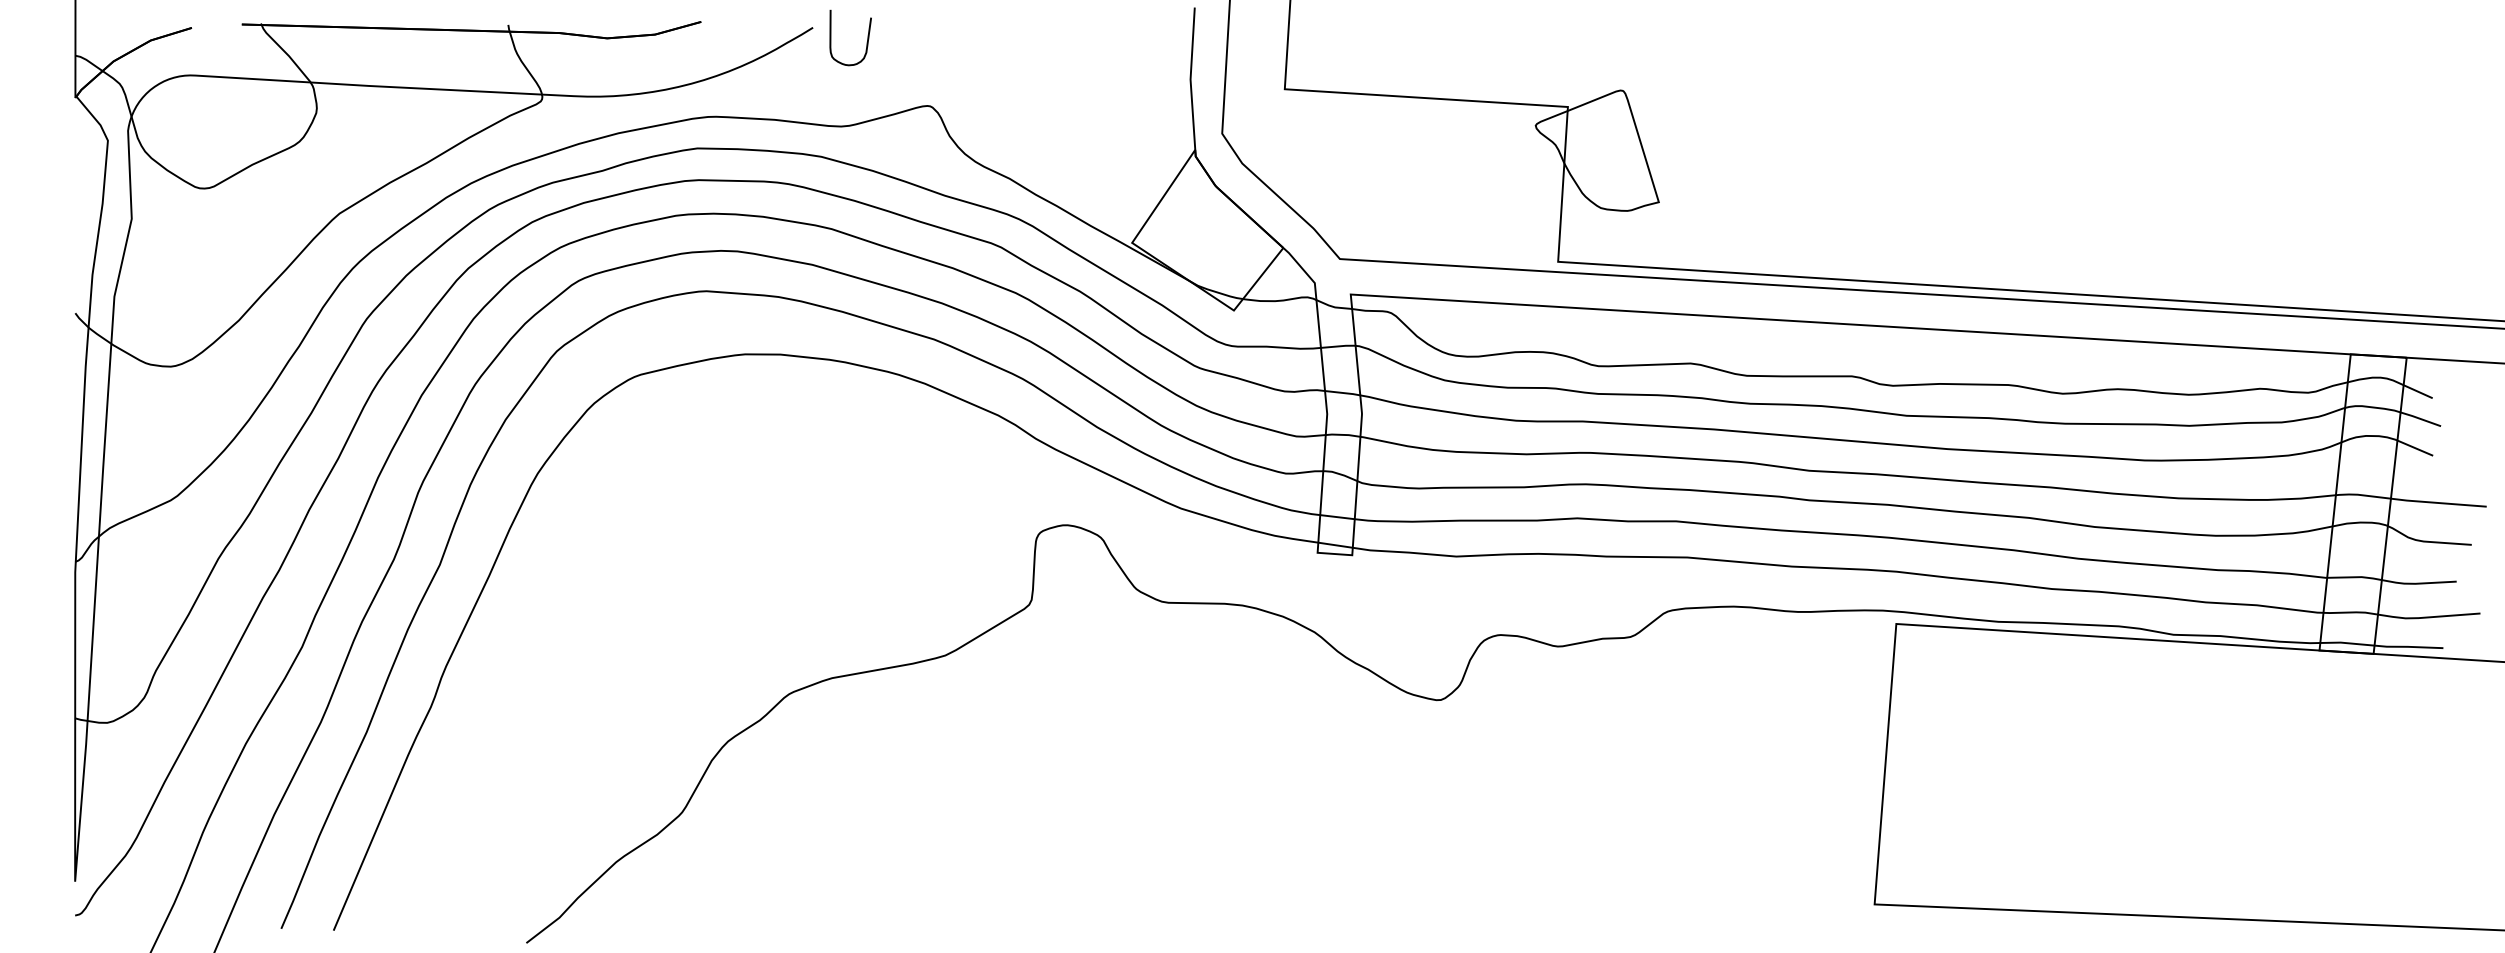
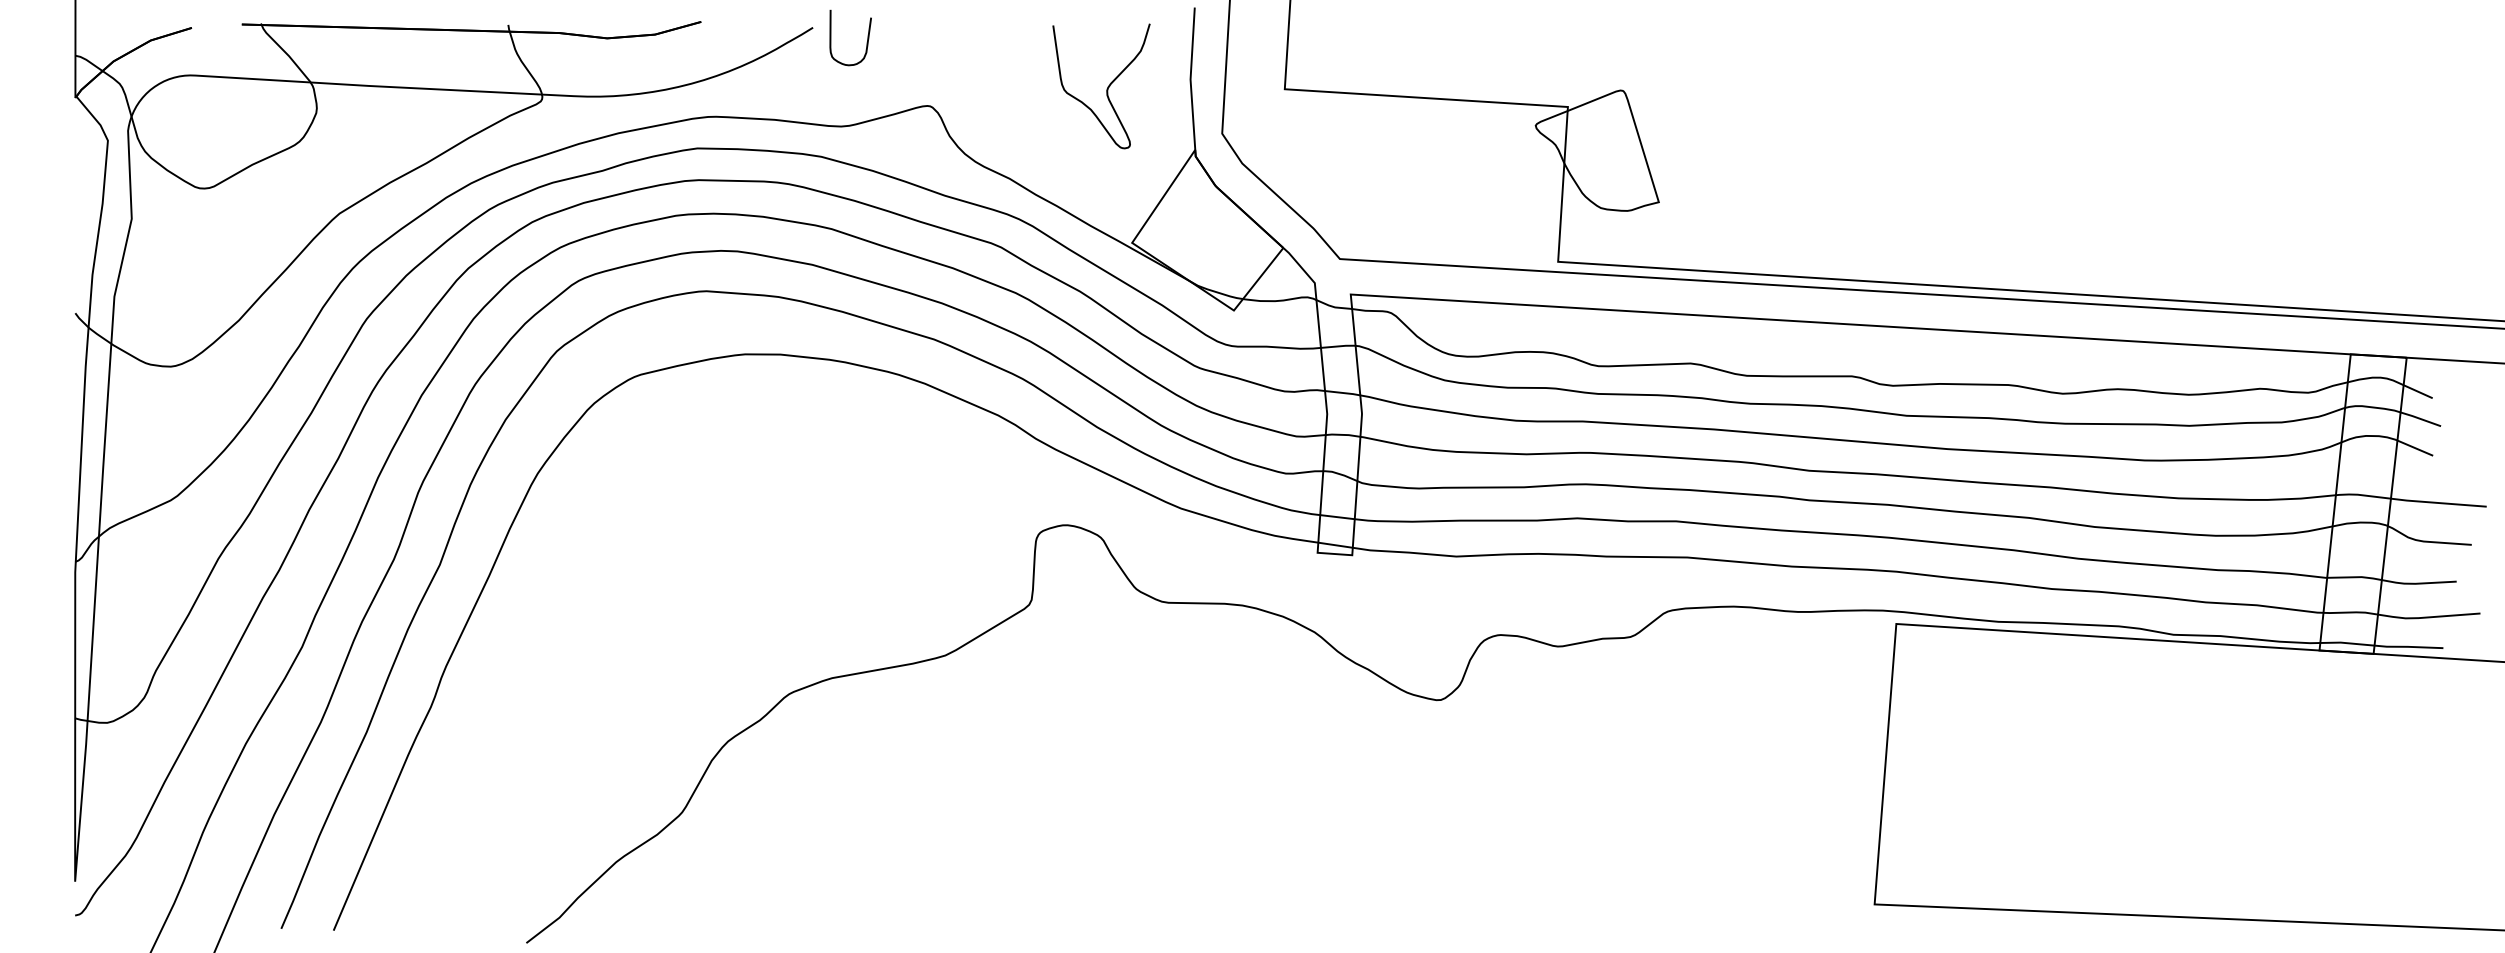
curve: none -> present (1106, 89)
